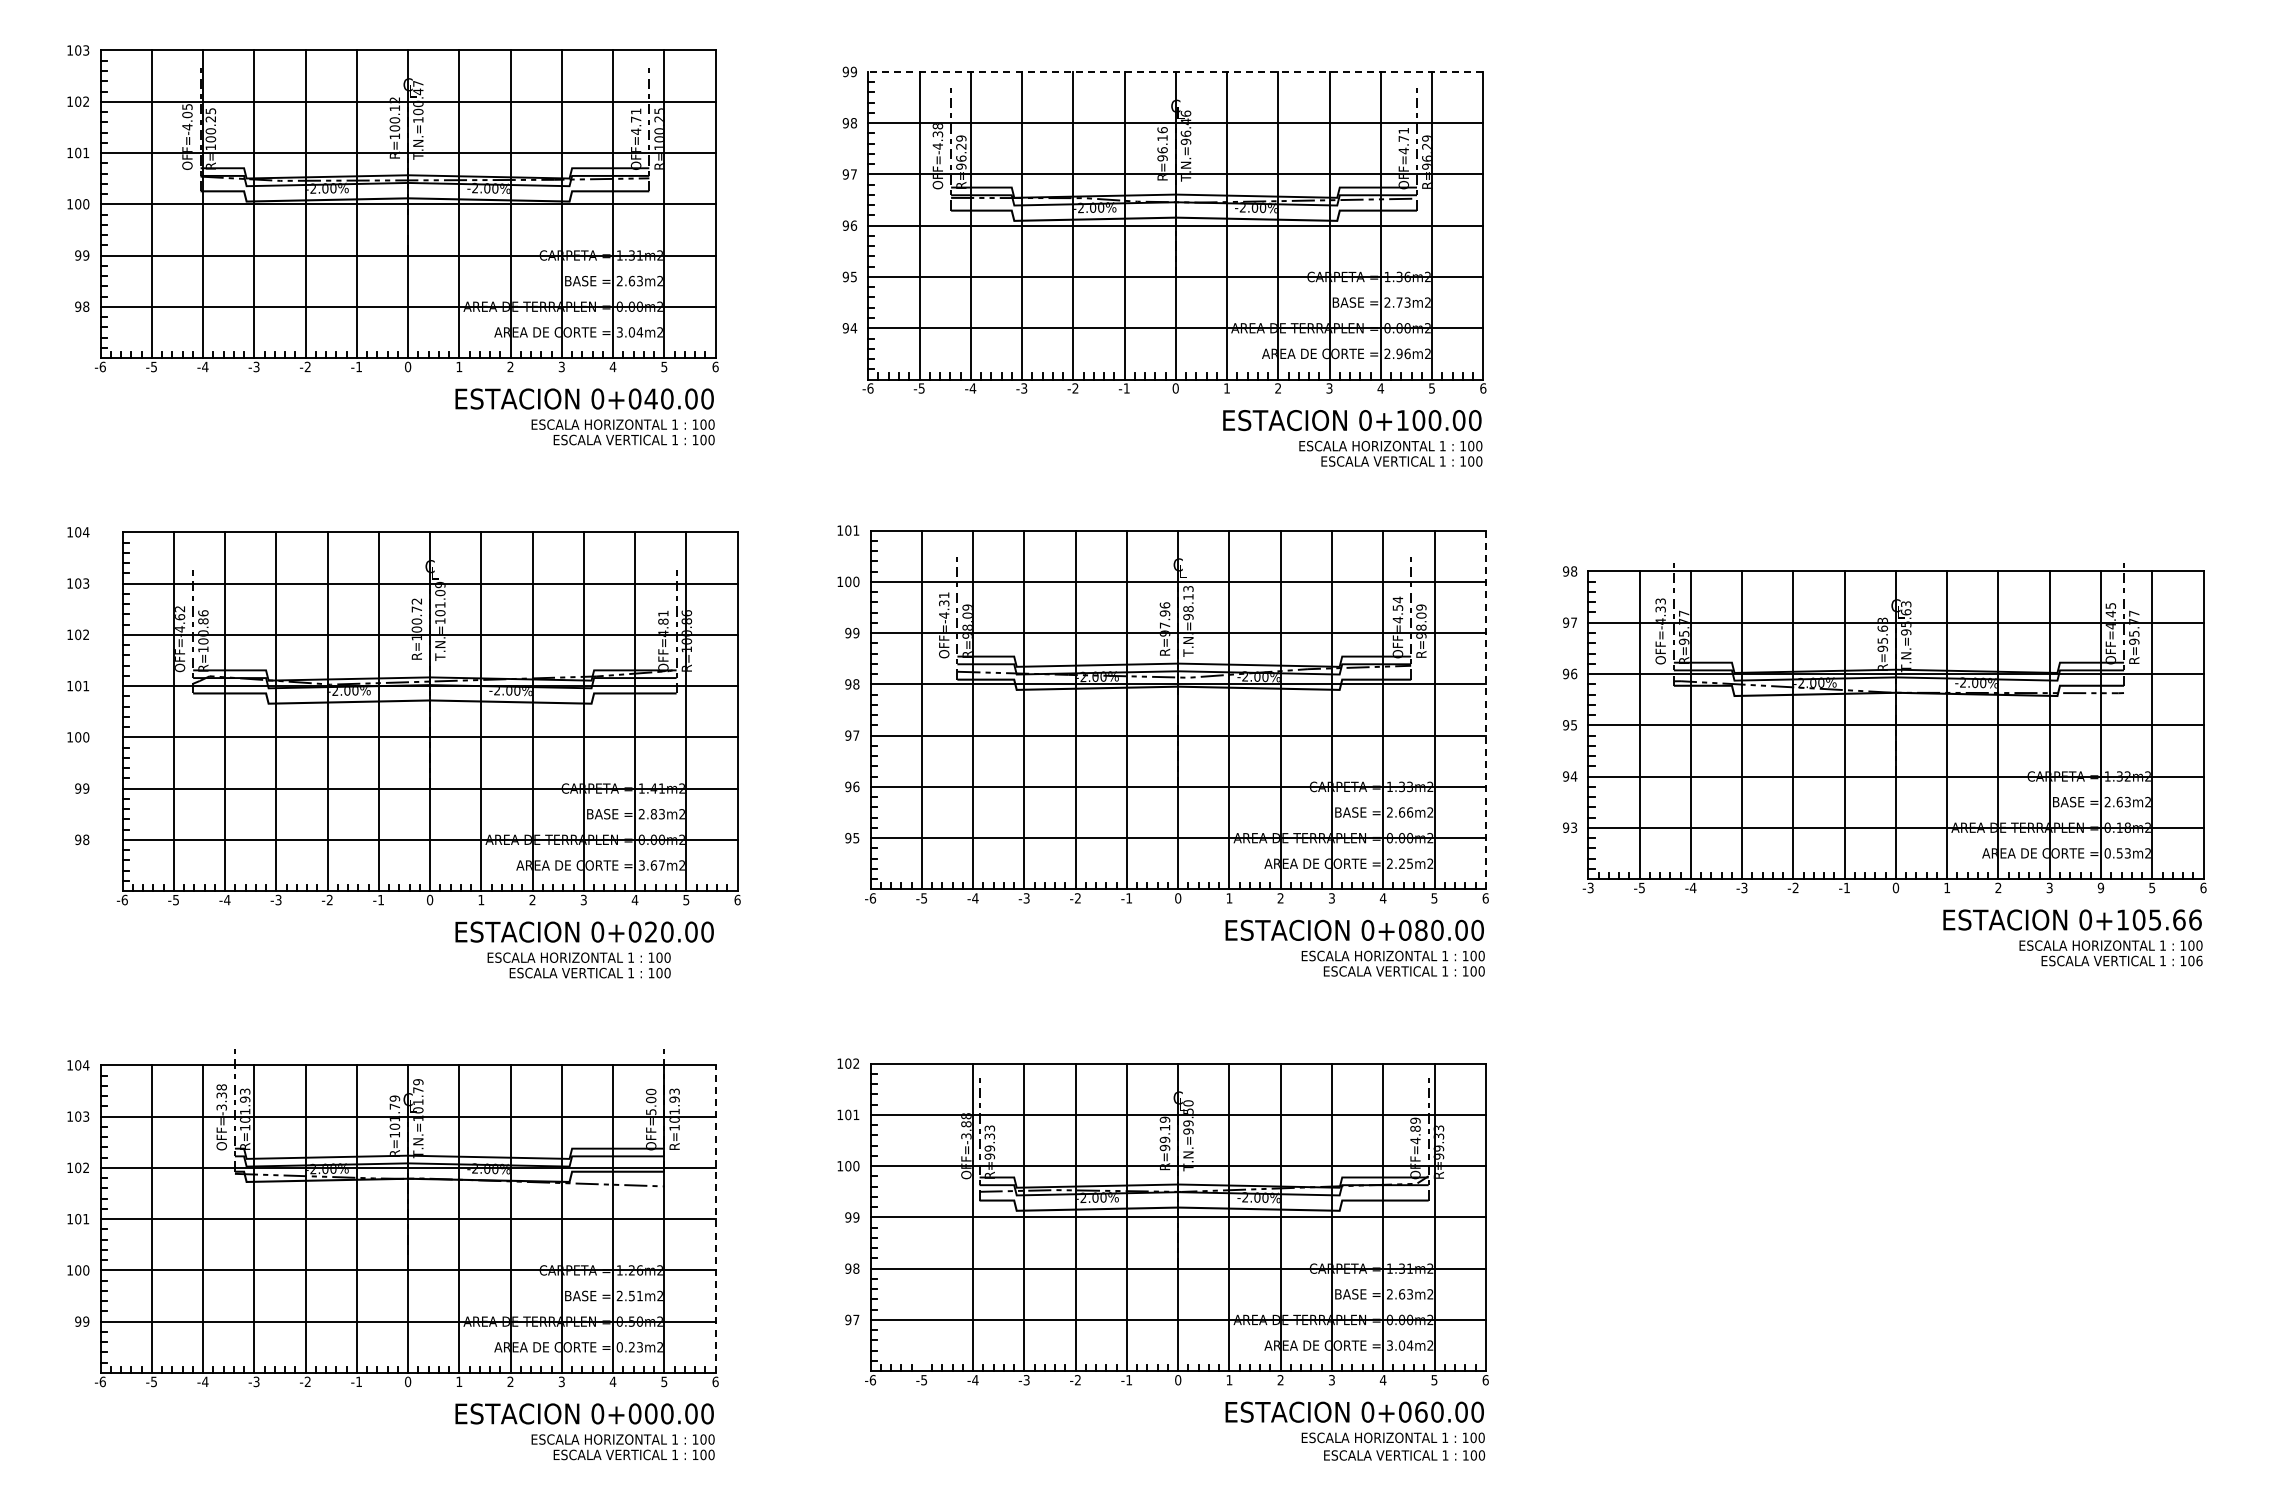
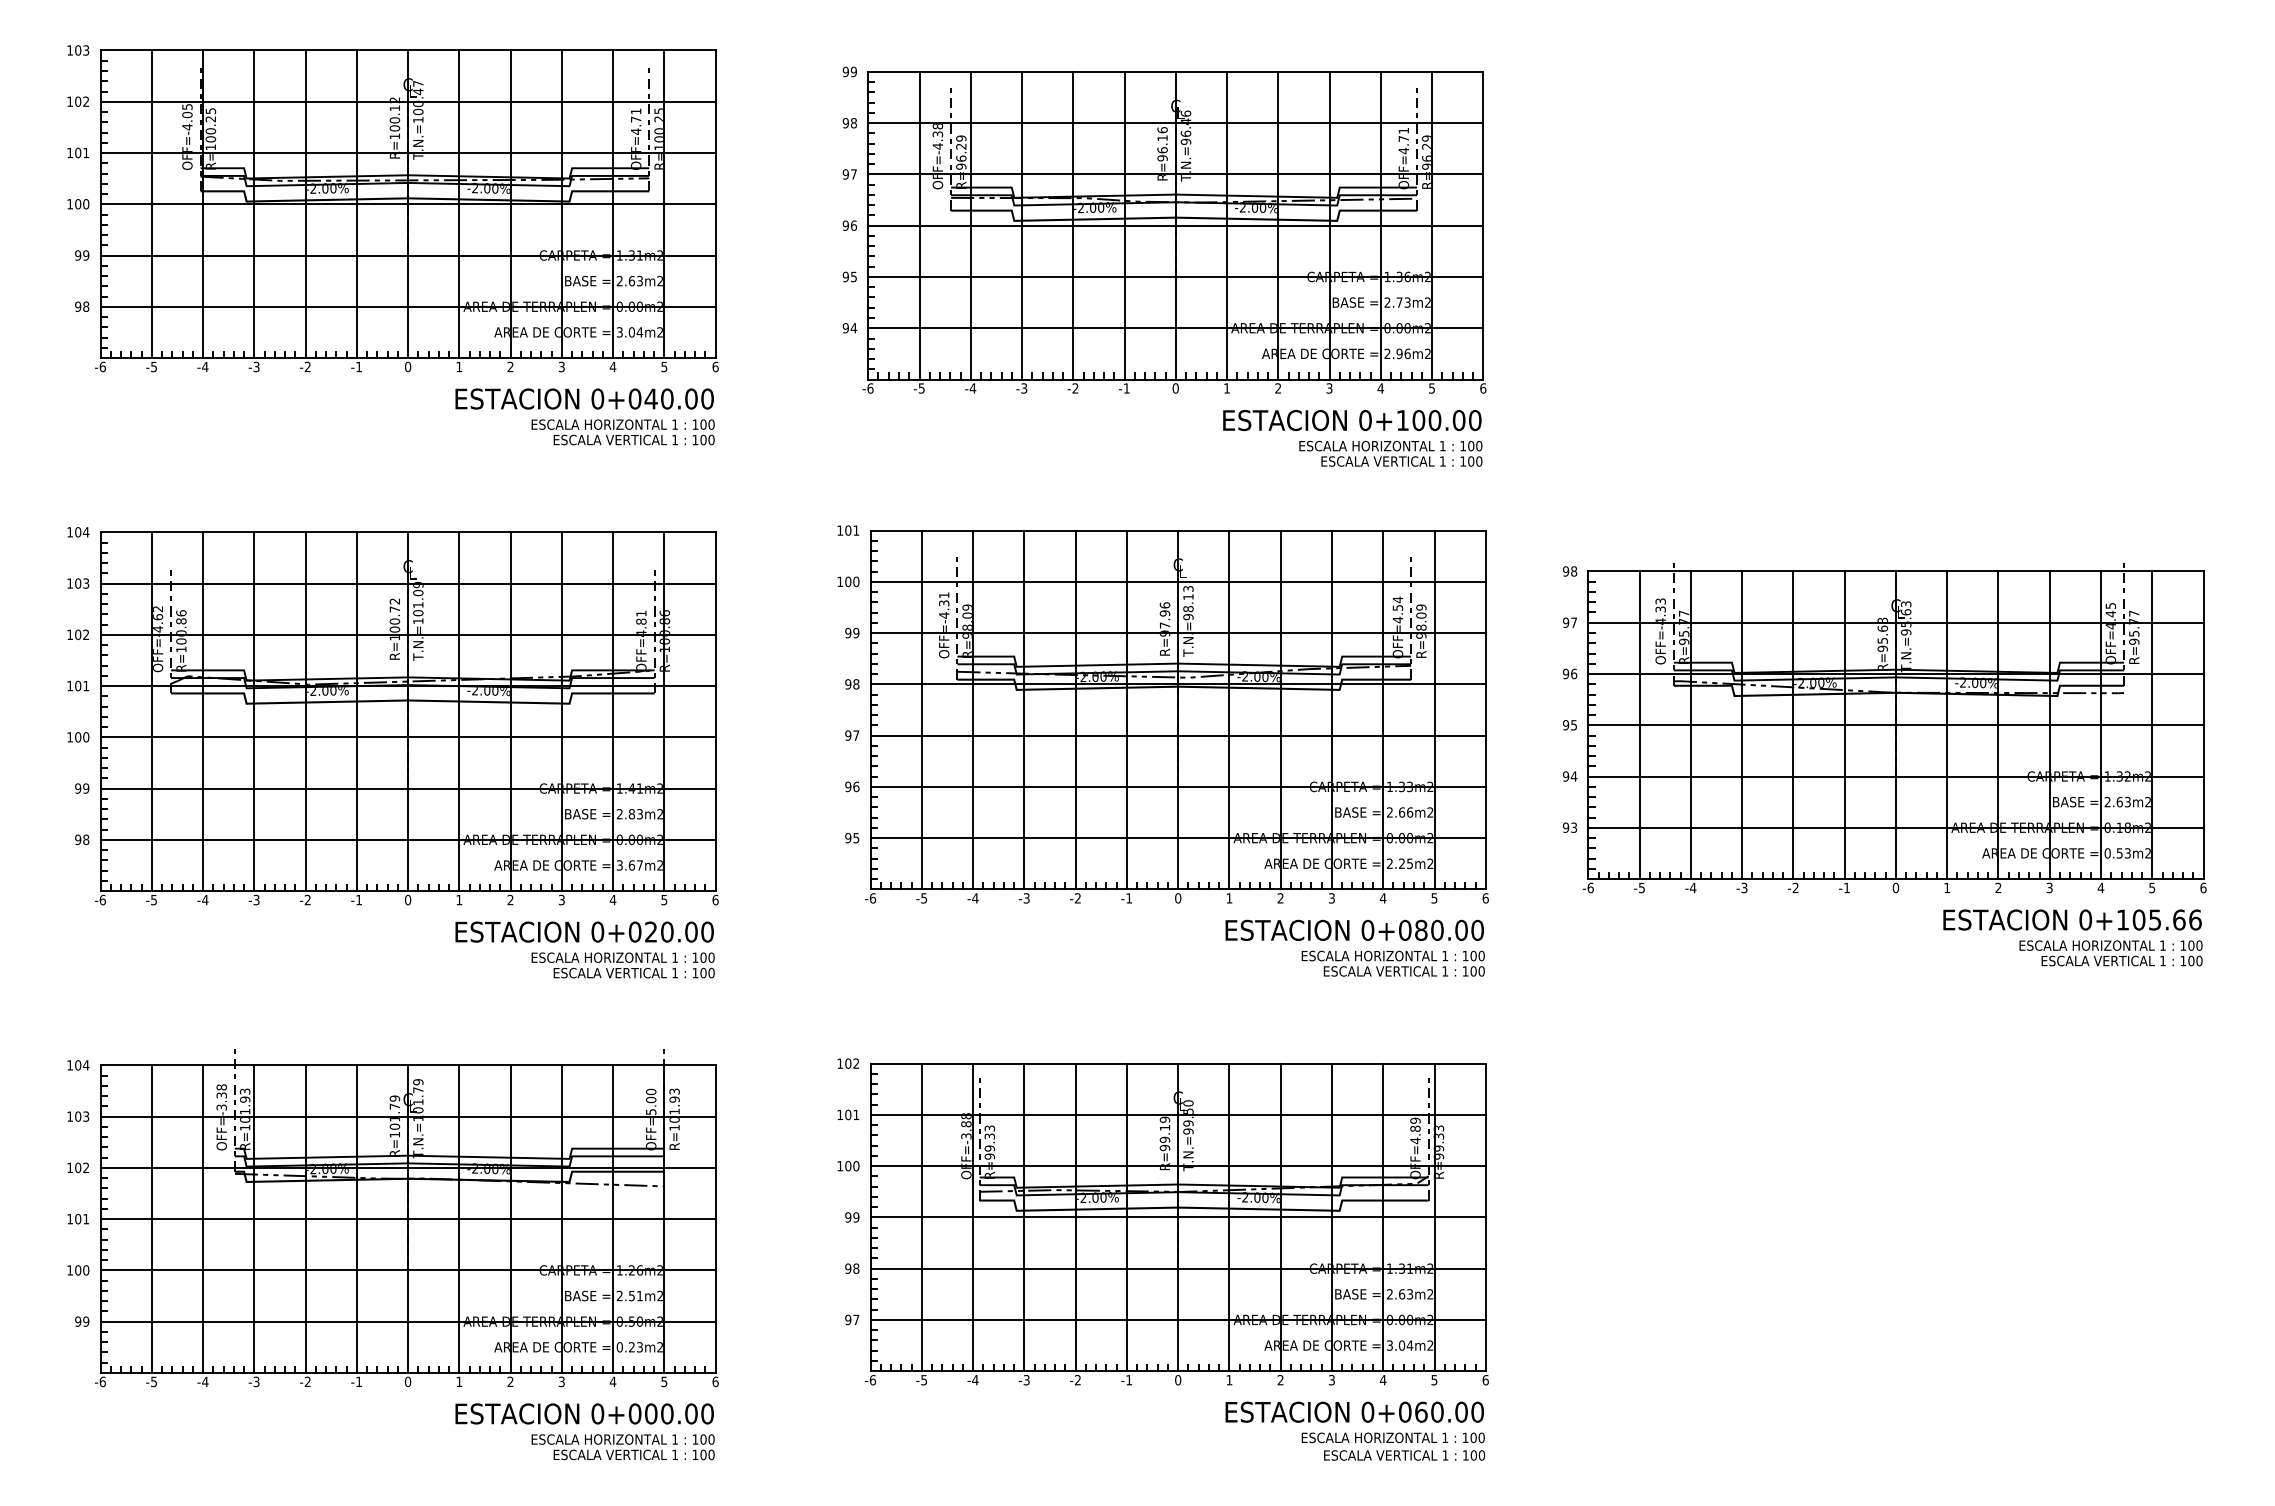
line: dashed -> solid (1175, 71)
line: dashed -> solid (1485, 709)
part position: (428, 718) -> (406, 718) (406, 718)
text: -3 -> -6 (1590, 887)
text: 9 -> 4 (2100, 887)
text: 106 -> 100 (2199, 960)
text position: (578, 965) -> (622, 965) (622, 965)
line: none -> present (921, 1217)
line: dashed -> solid (715, 1219)
